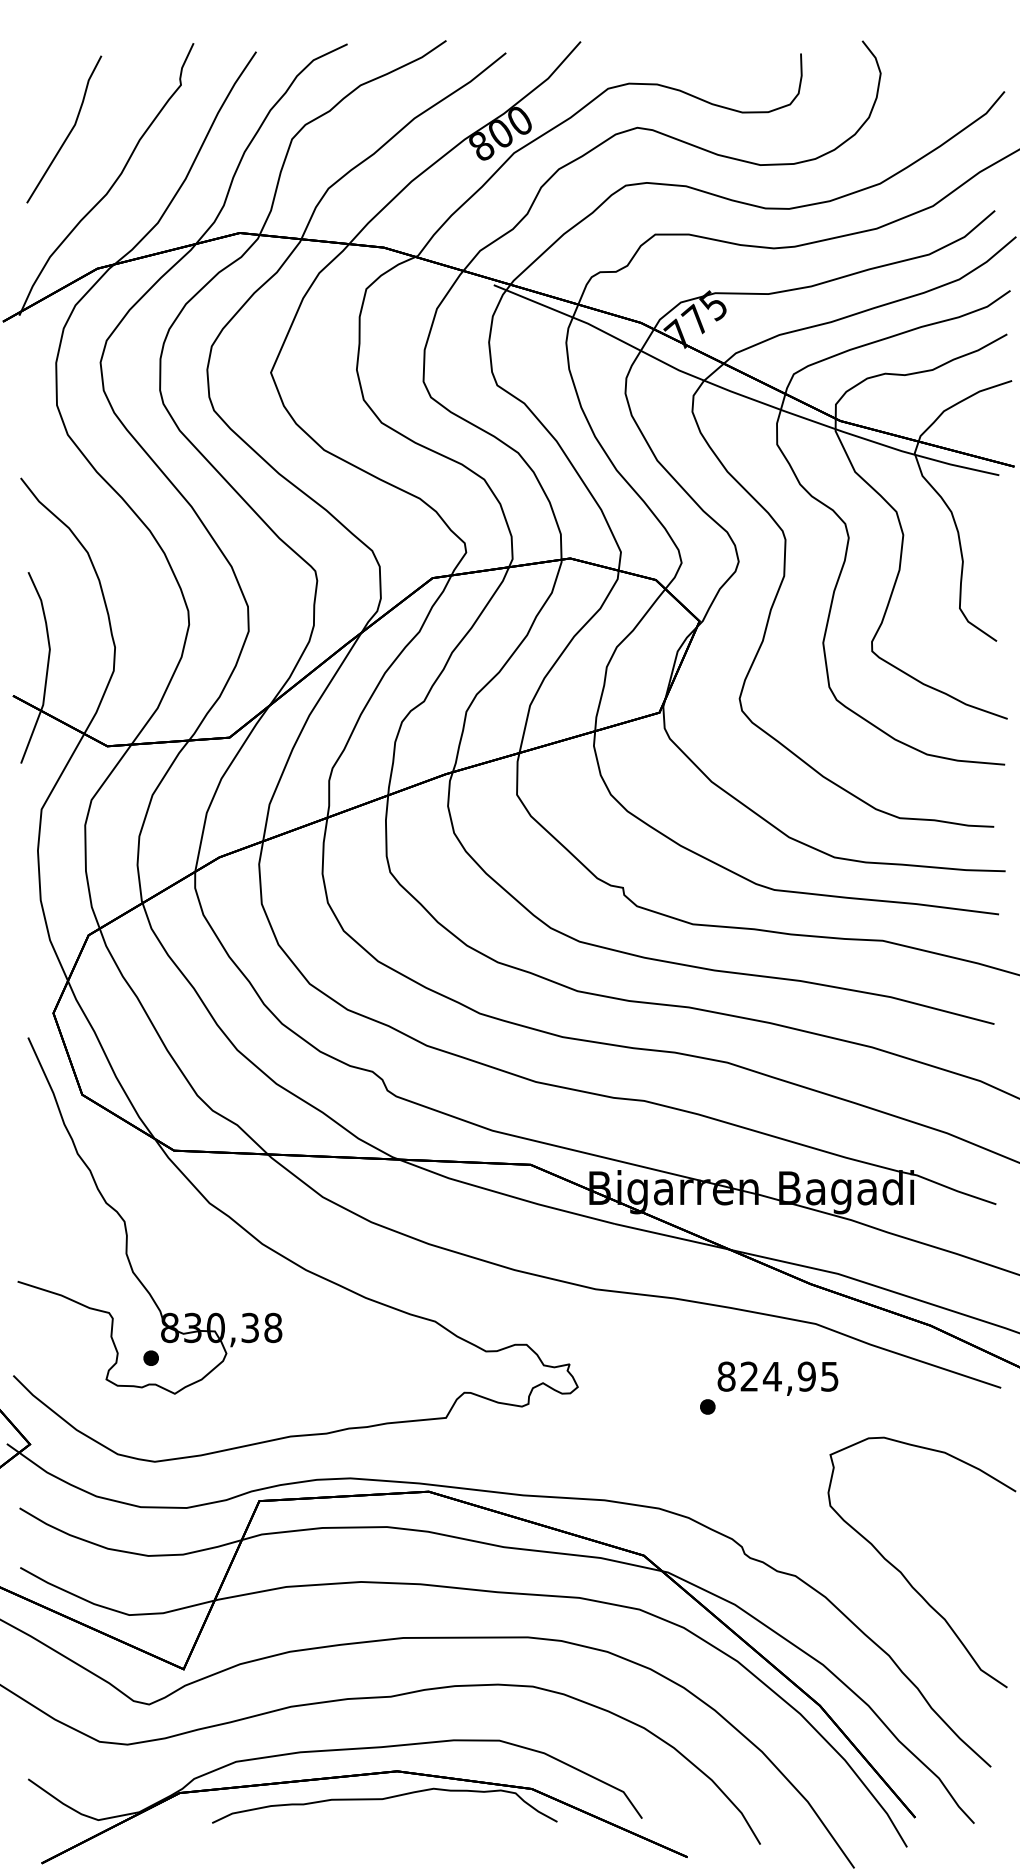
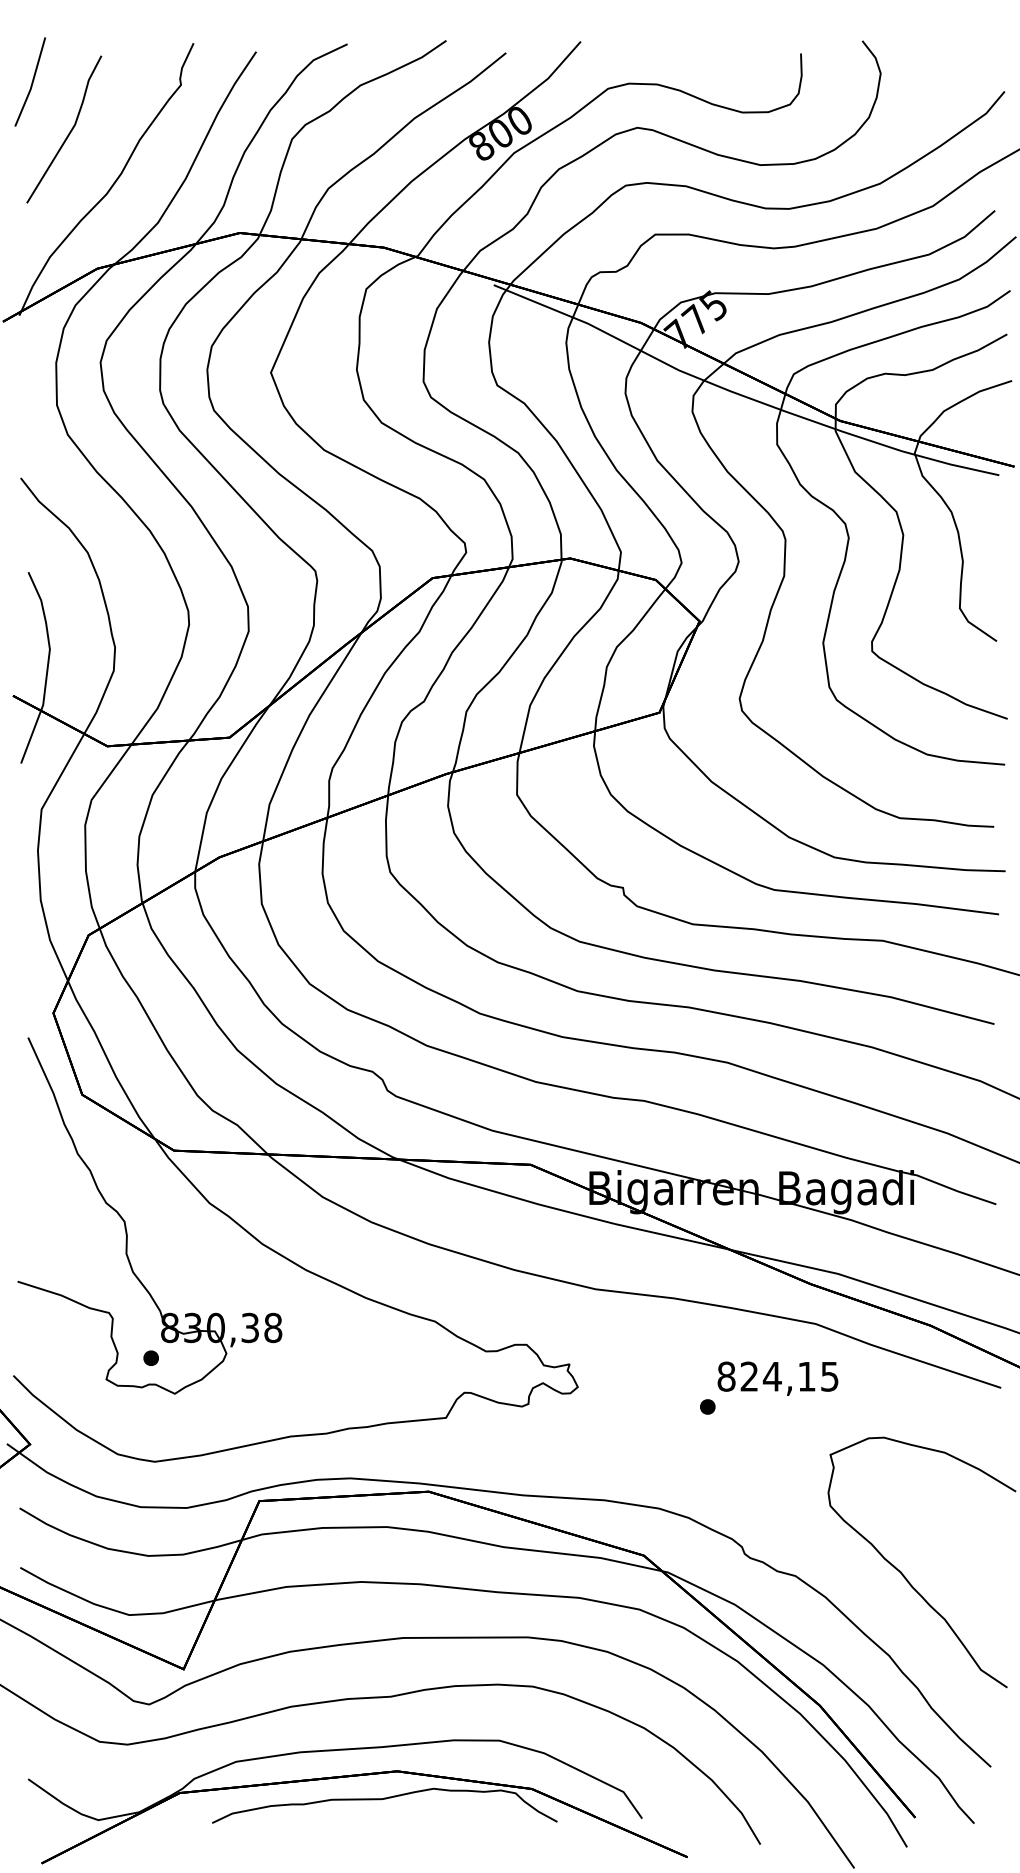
line: none -> present (31, 82)
text: 824,95 -> 824,15 (806, 1376)
